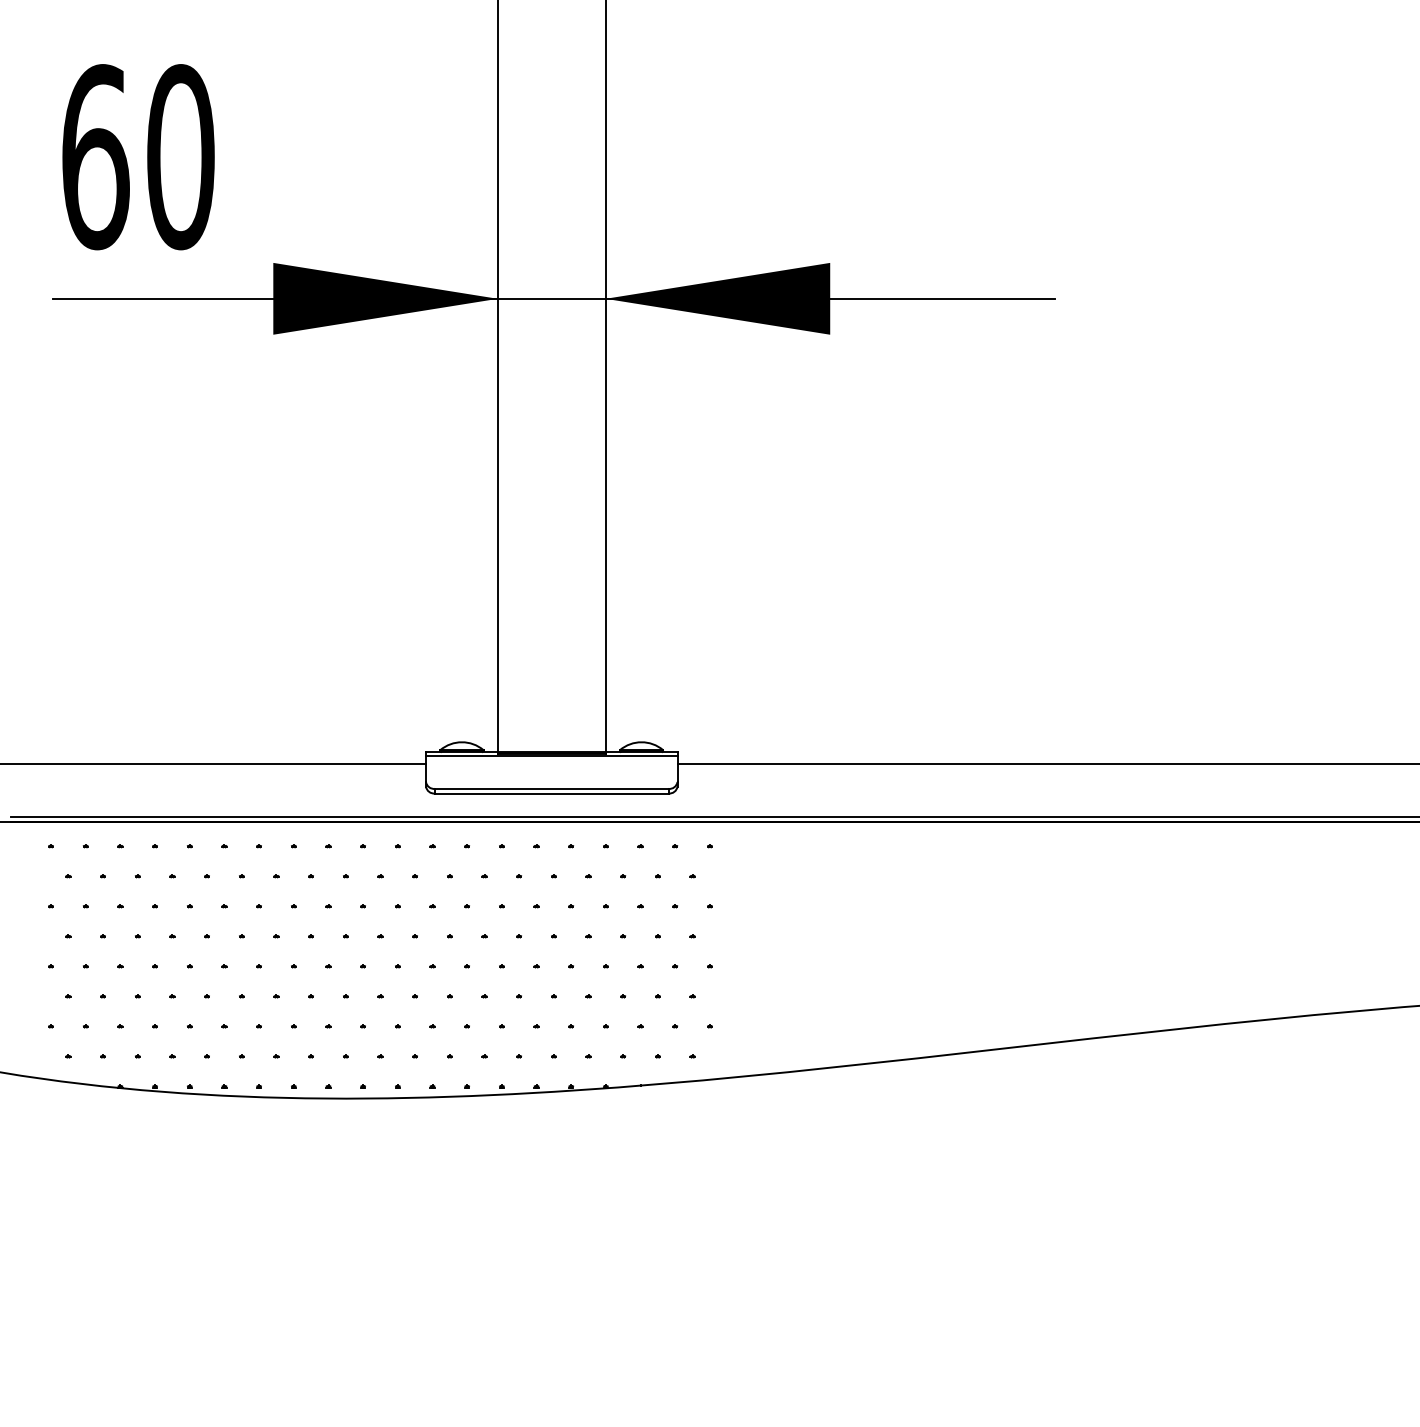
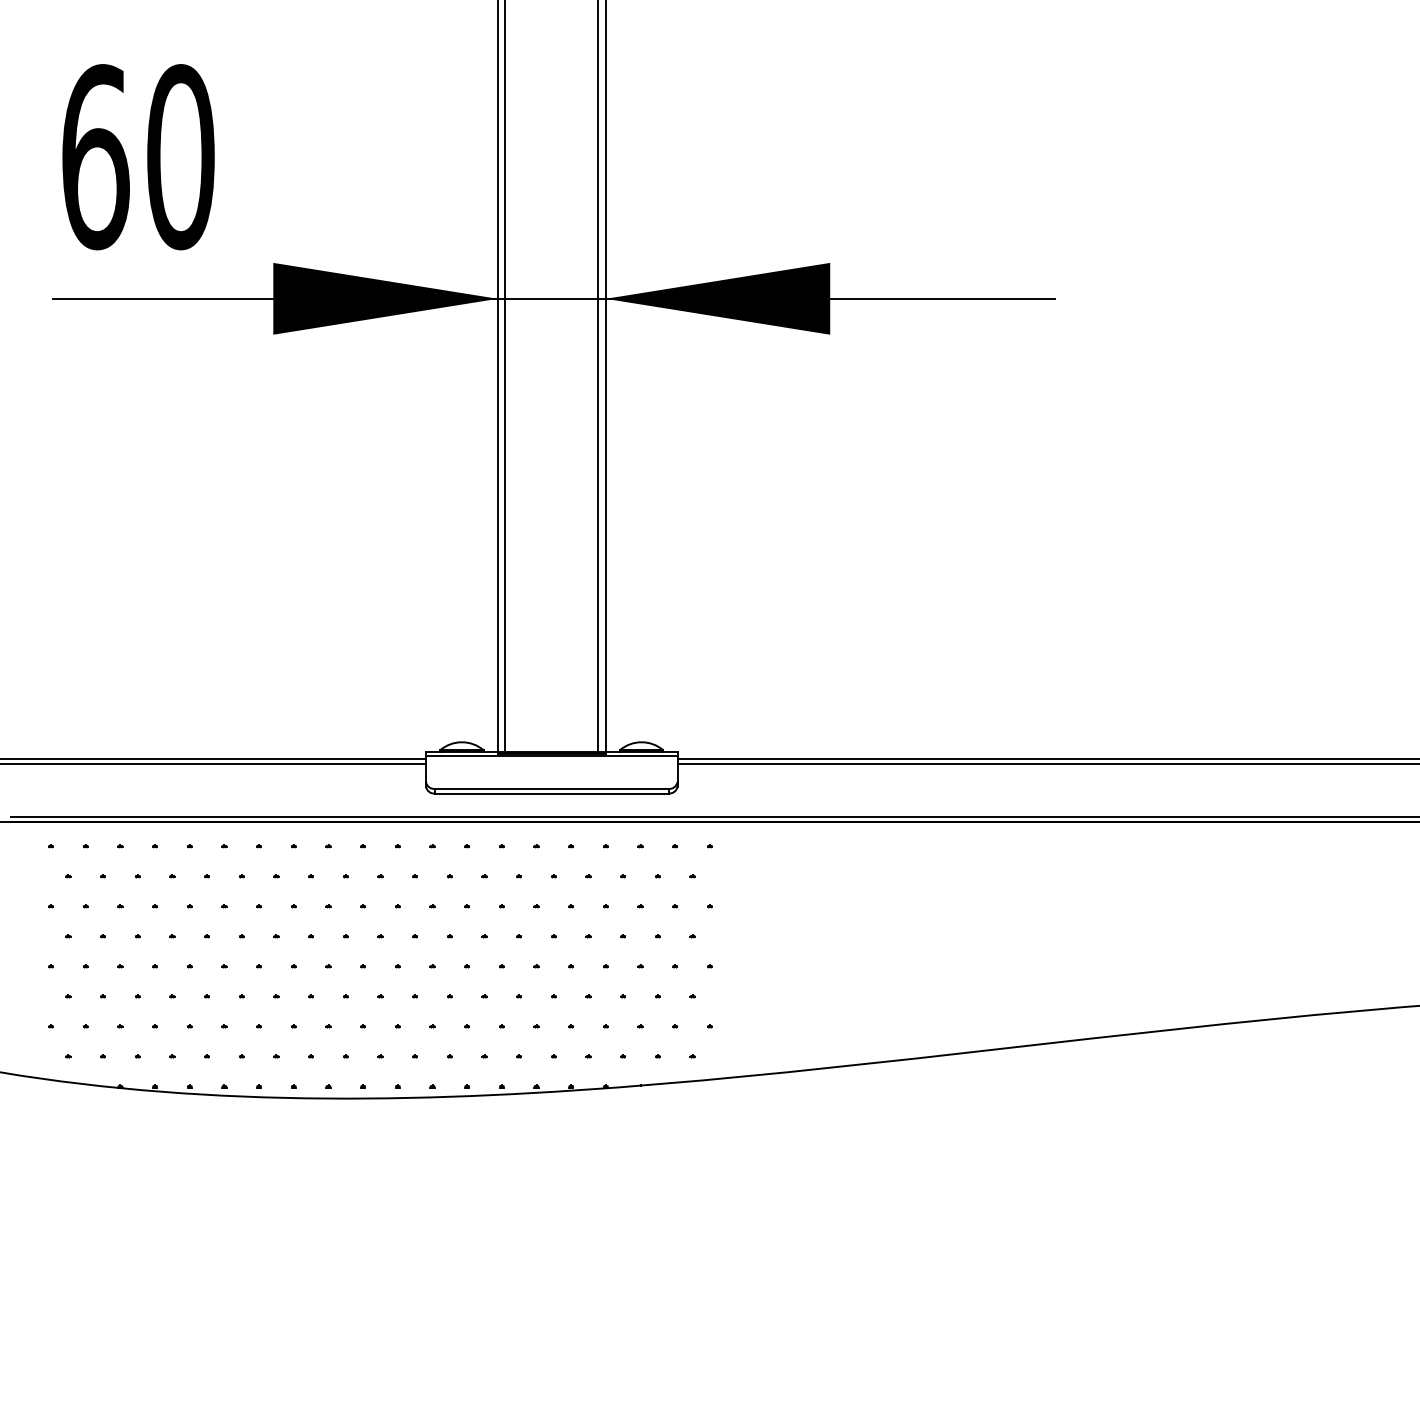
line: none -> present (505, 376)
line: none -> present (598, 376)
line: none -> present (214, 759)
line: none -> present (1046, 759)
